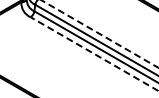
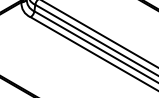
line: dashed -> solid (100, 34)
line: dashed -> solid (94, 54)
